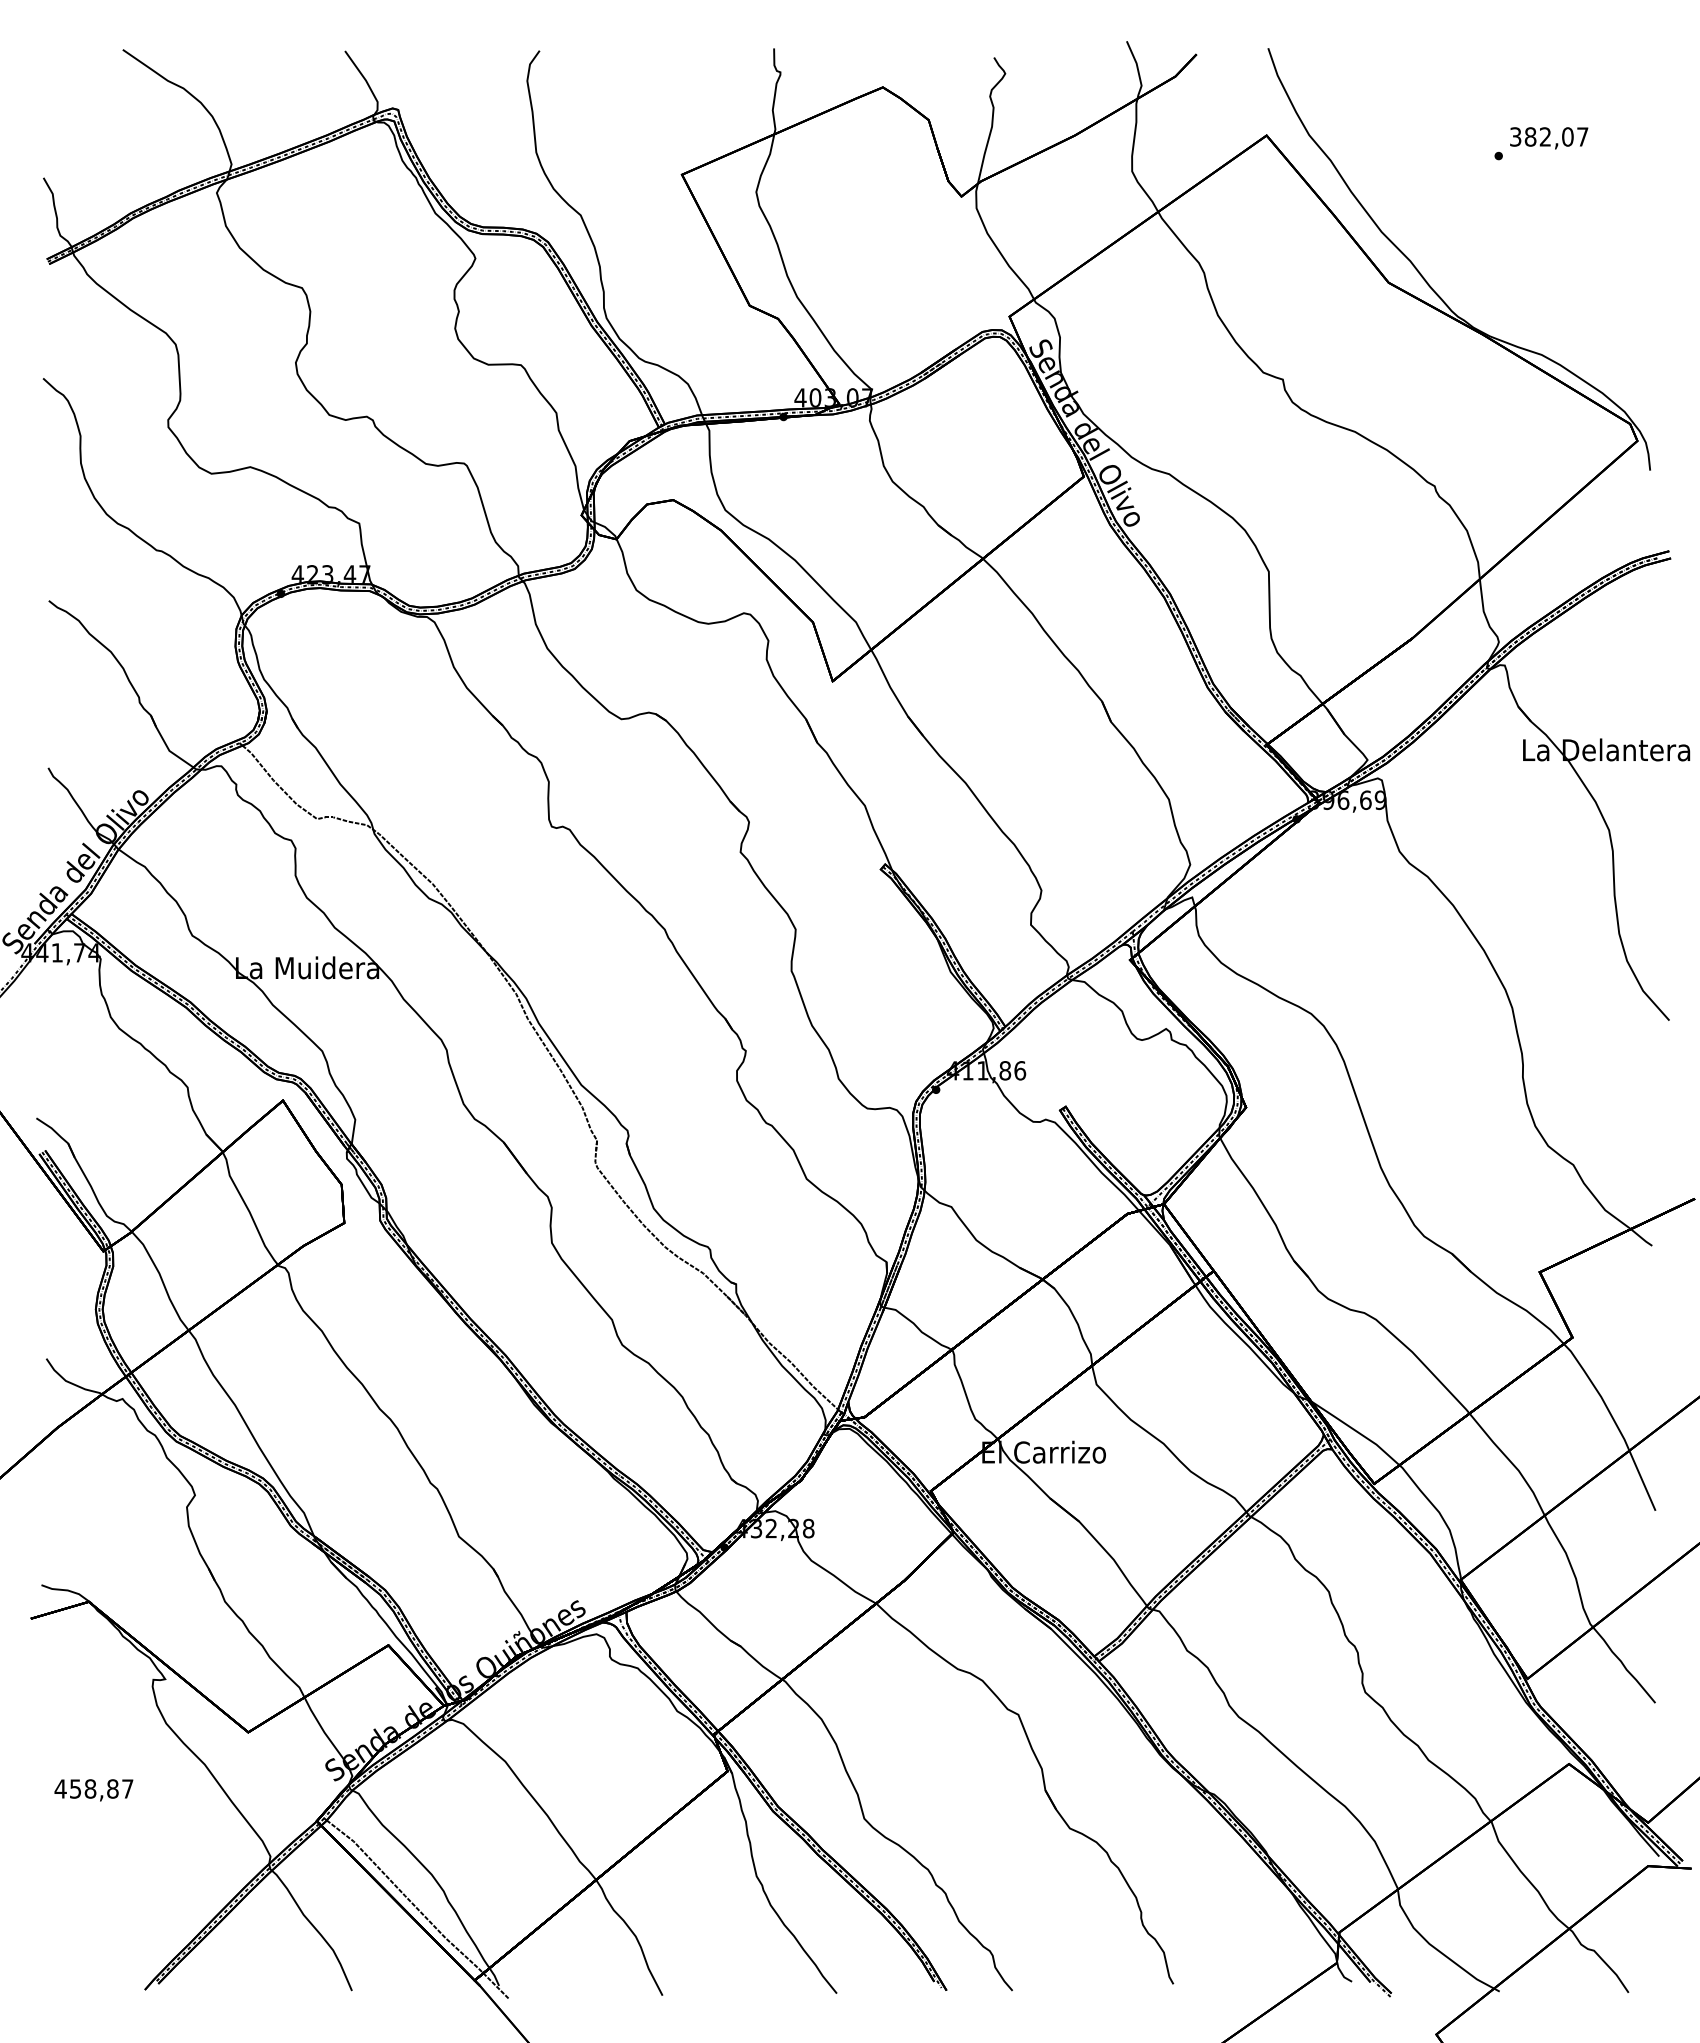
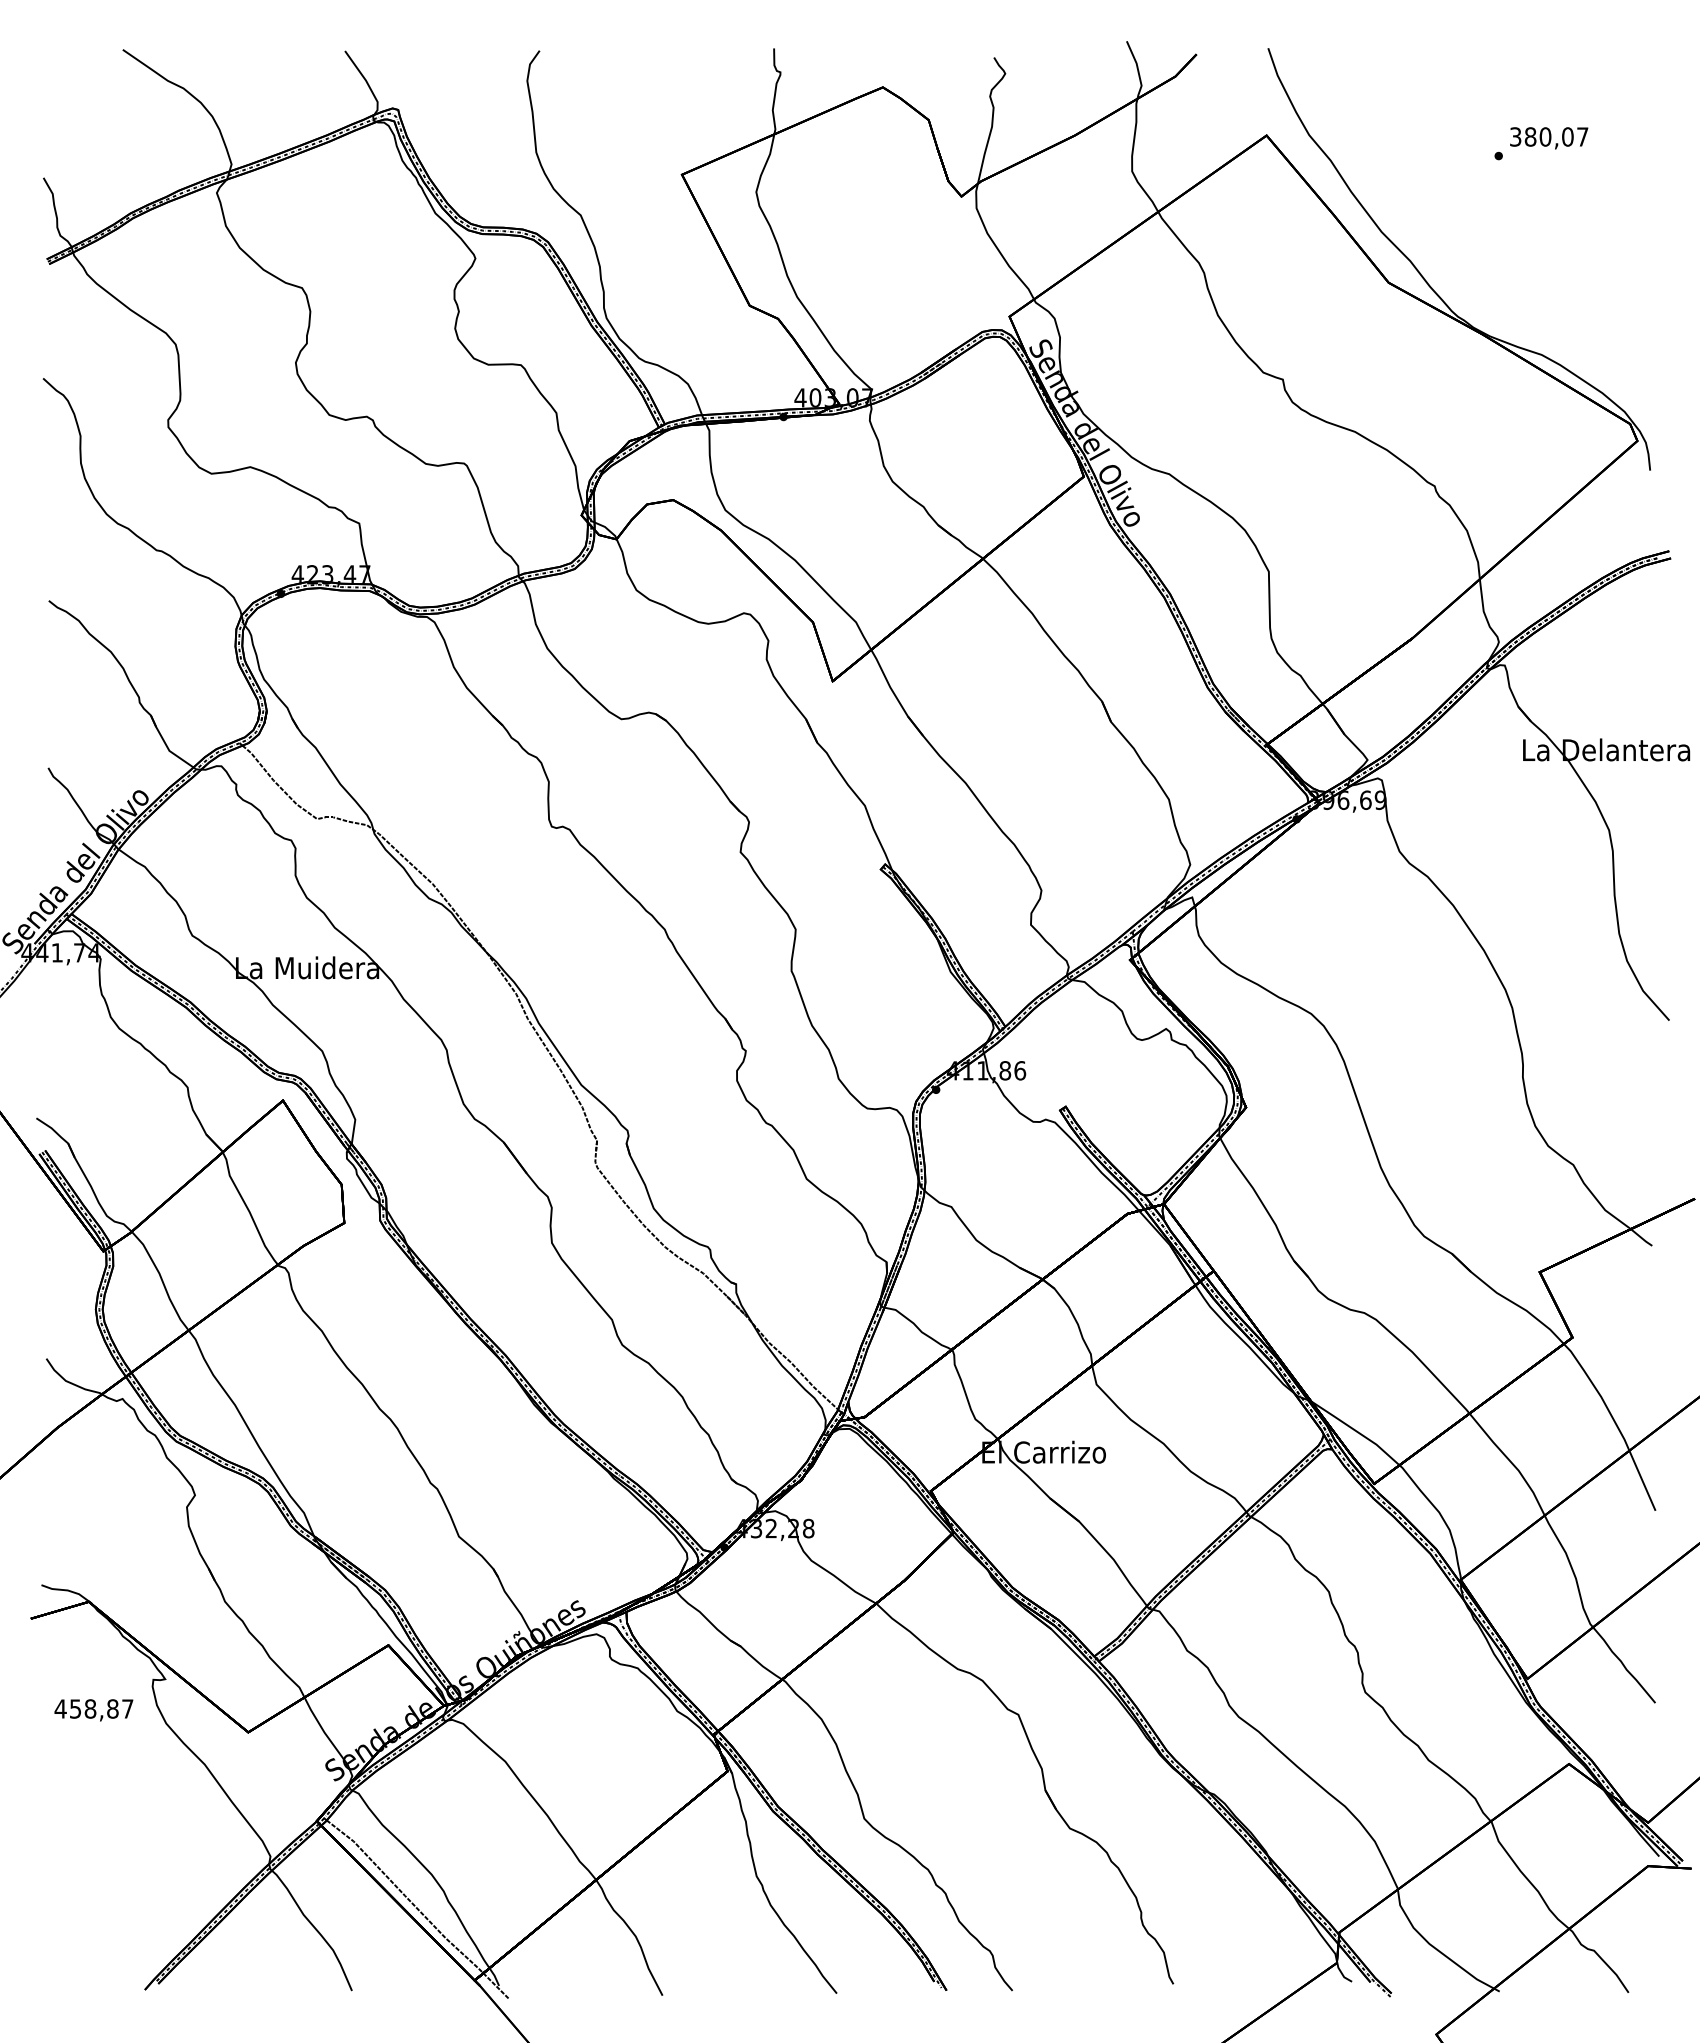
text: 382,07 -> 380,07 (1545, 136)
text position: (93, 1790) -> (93, 1710) (93, 1710)
